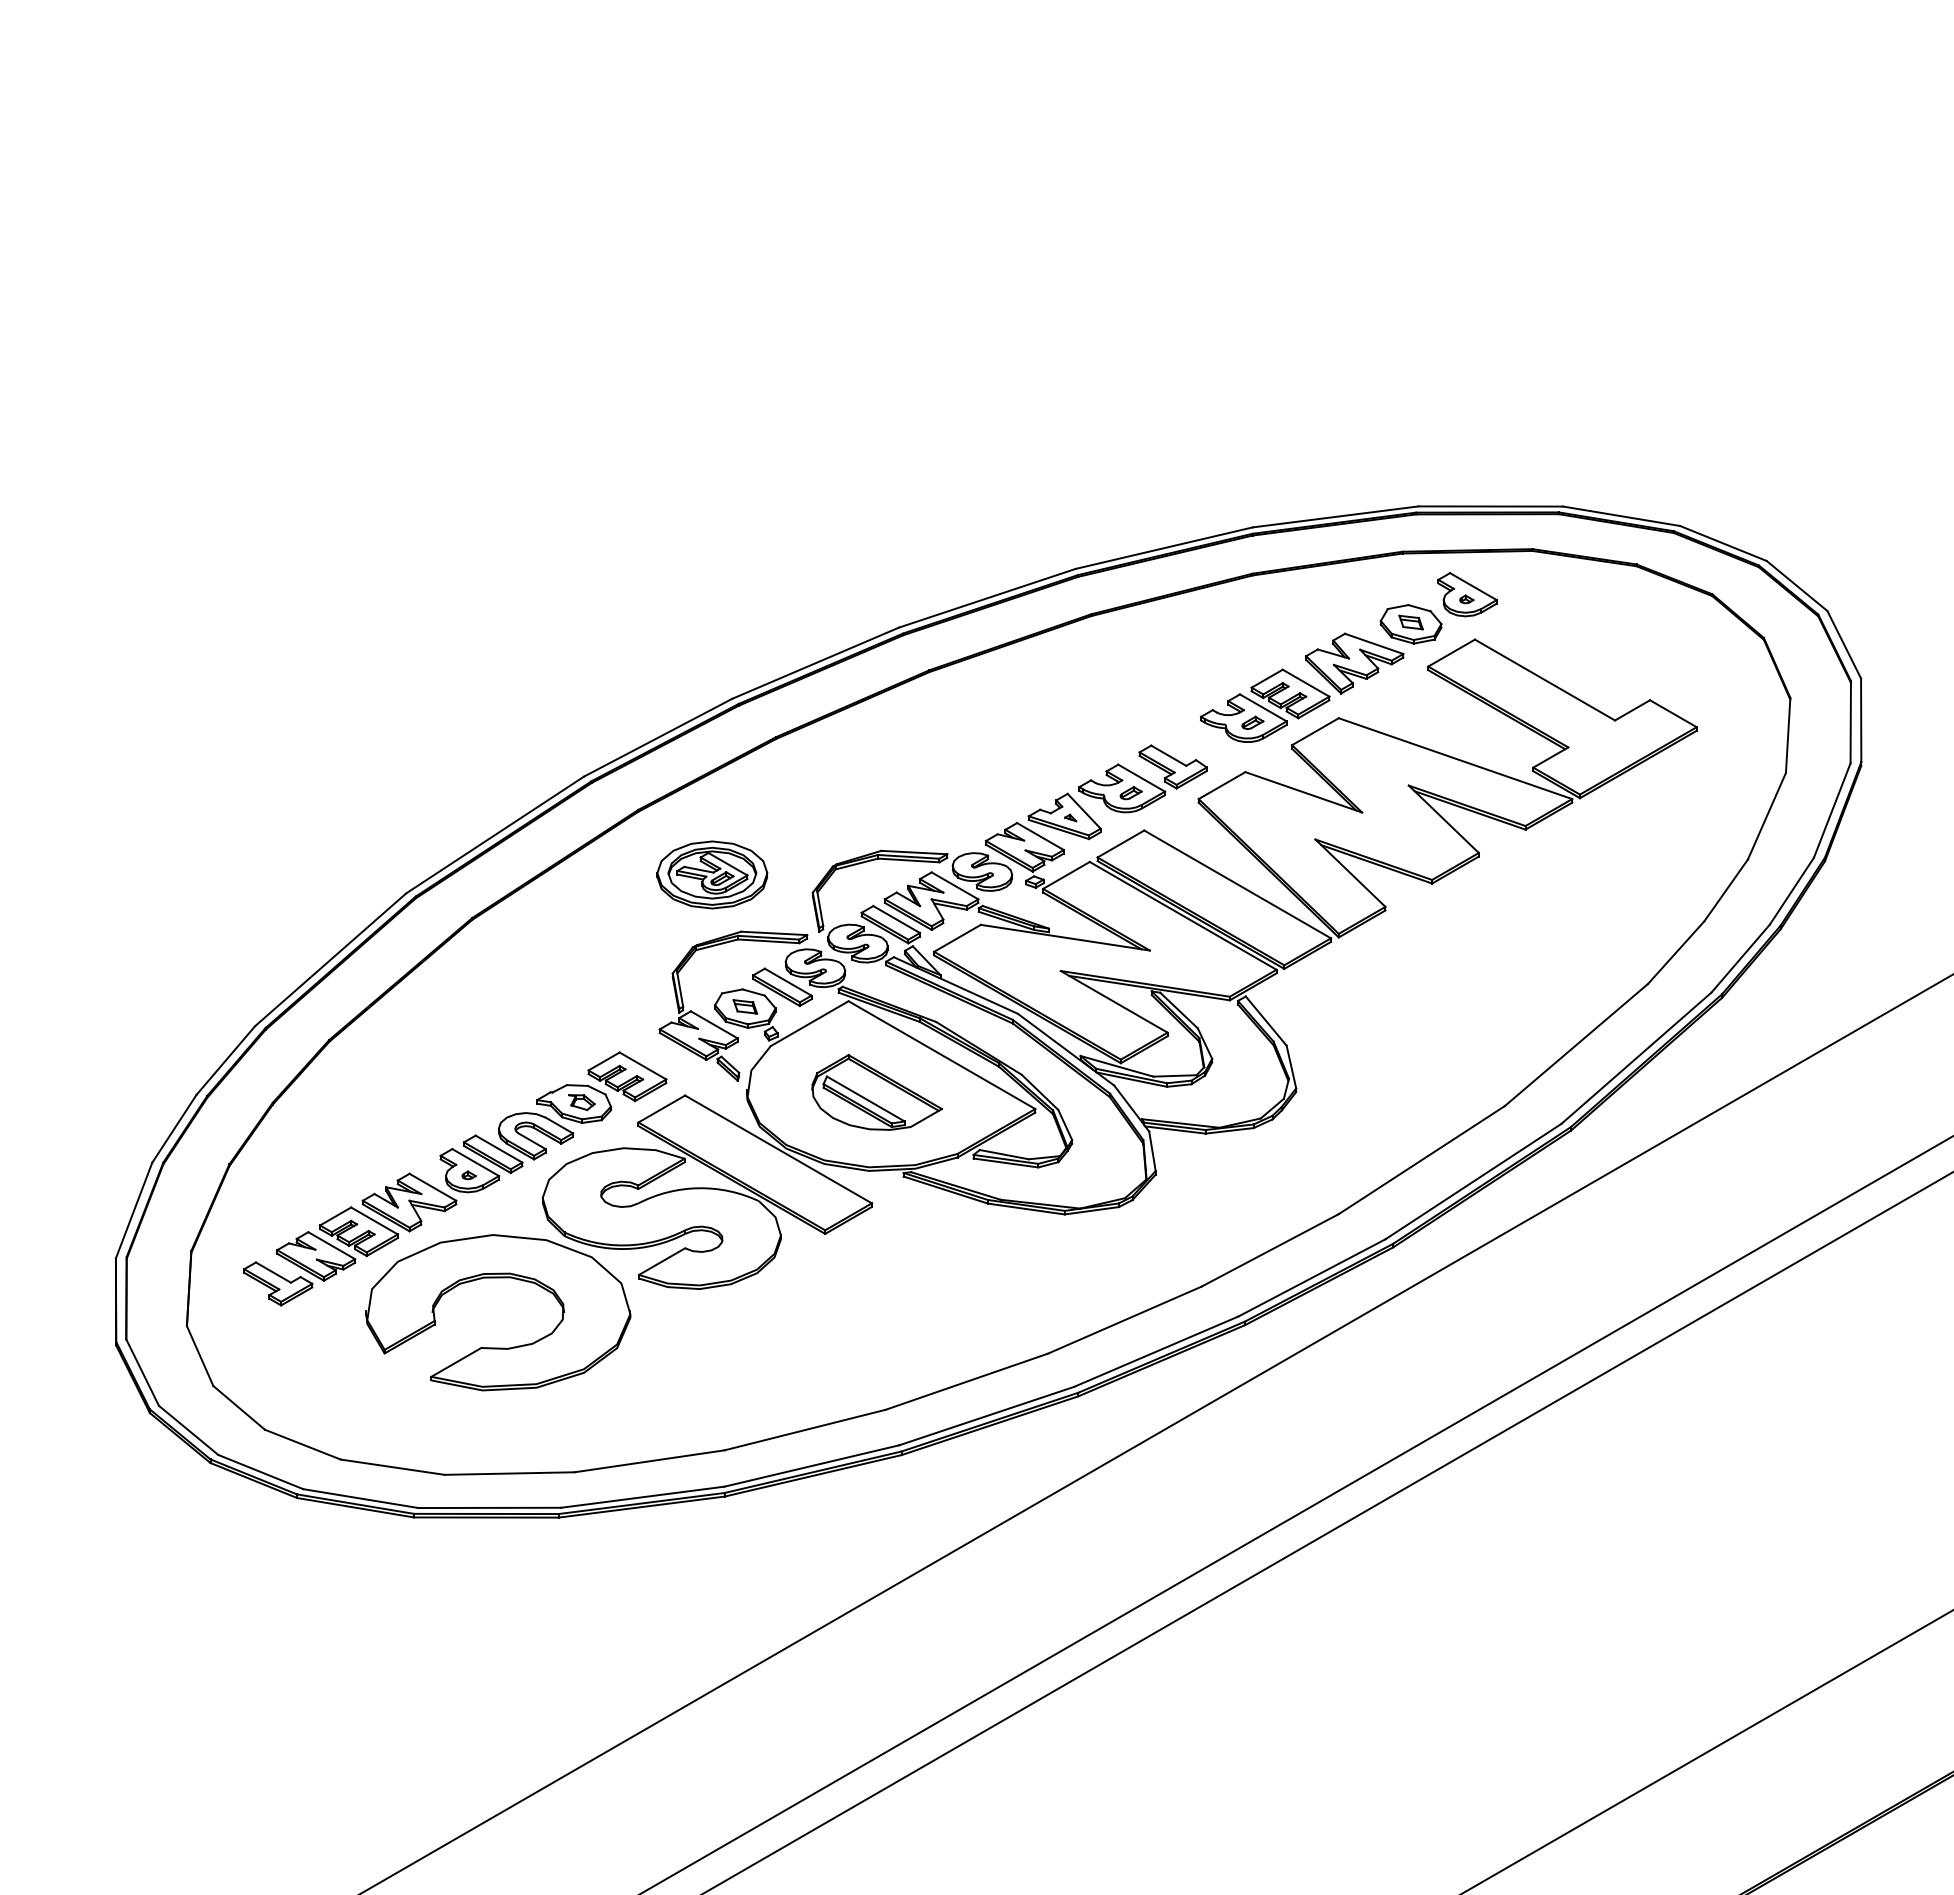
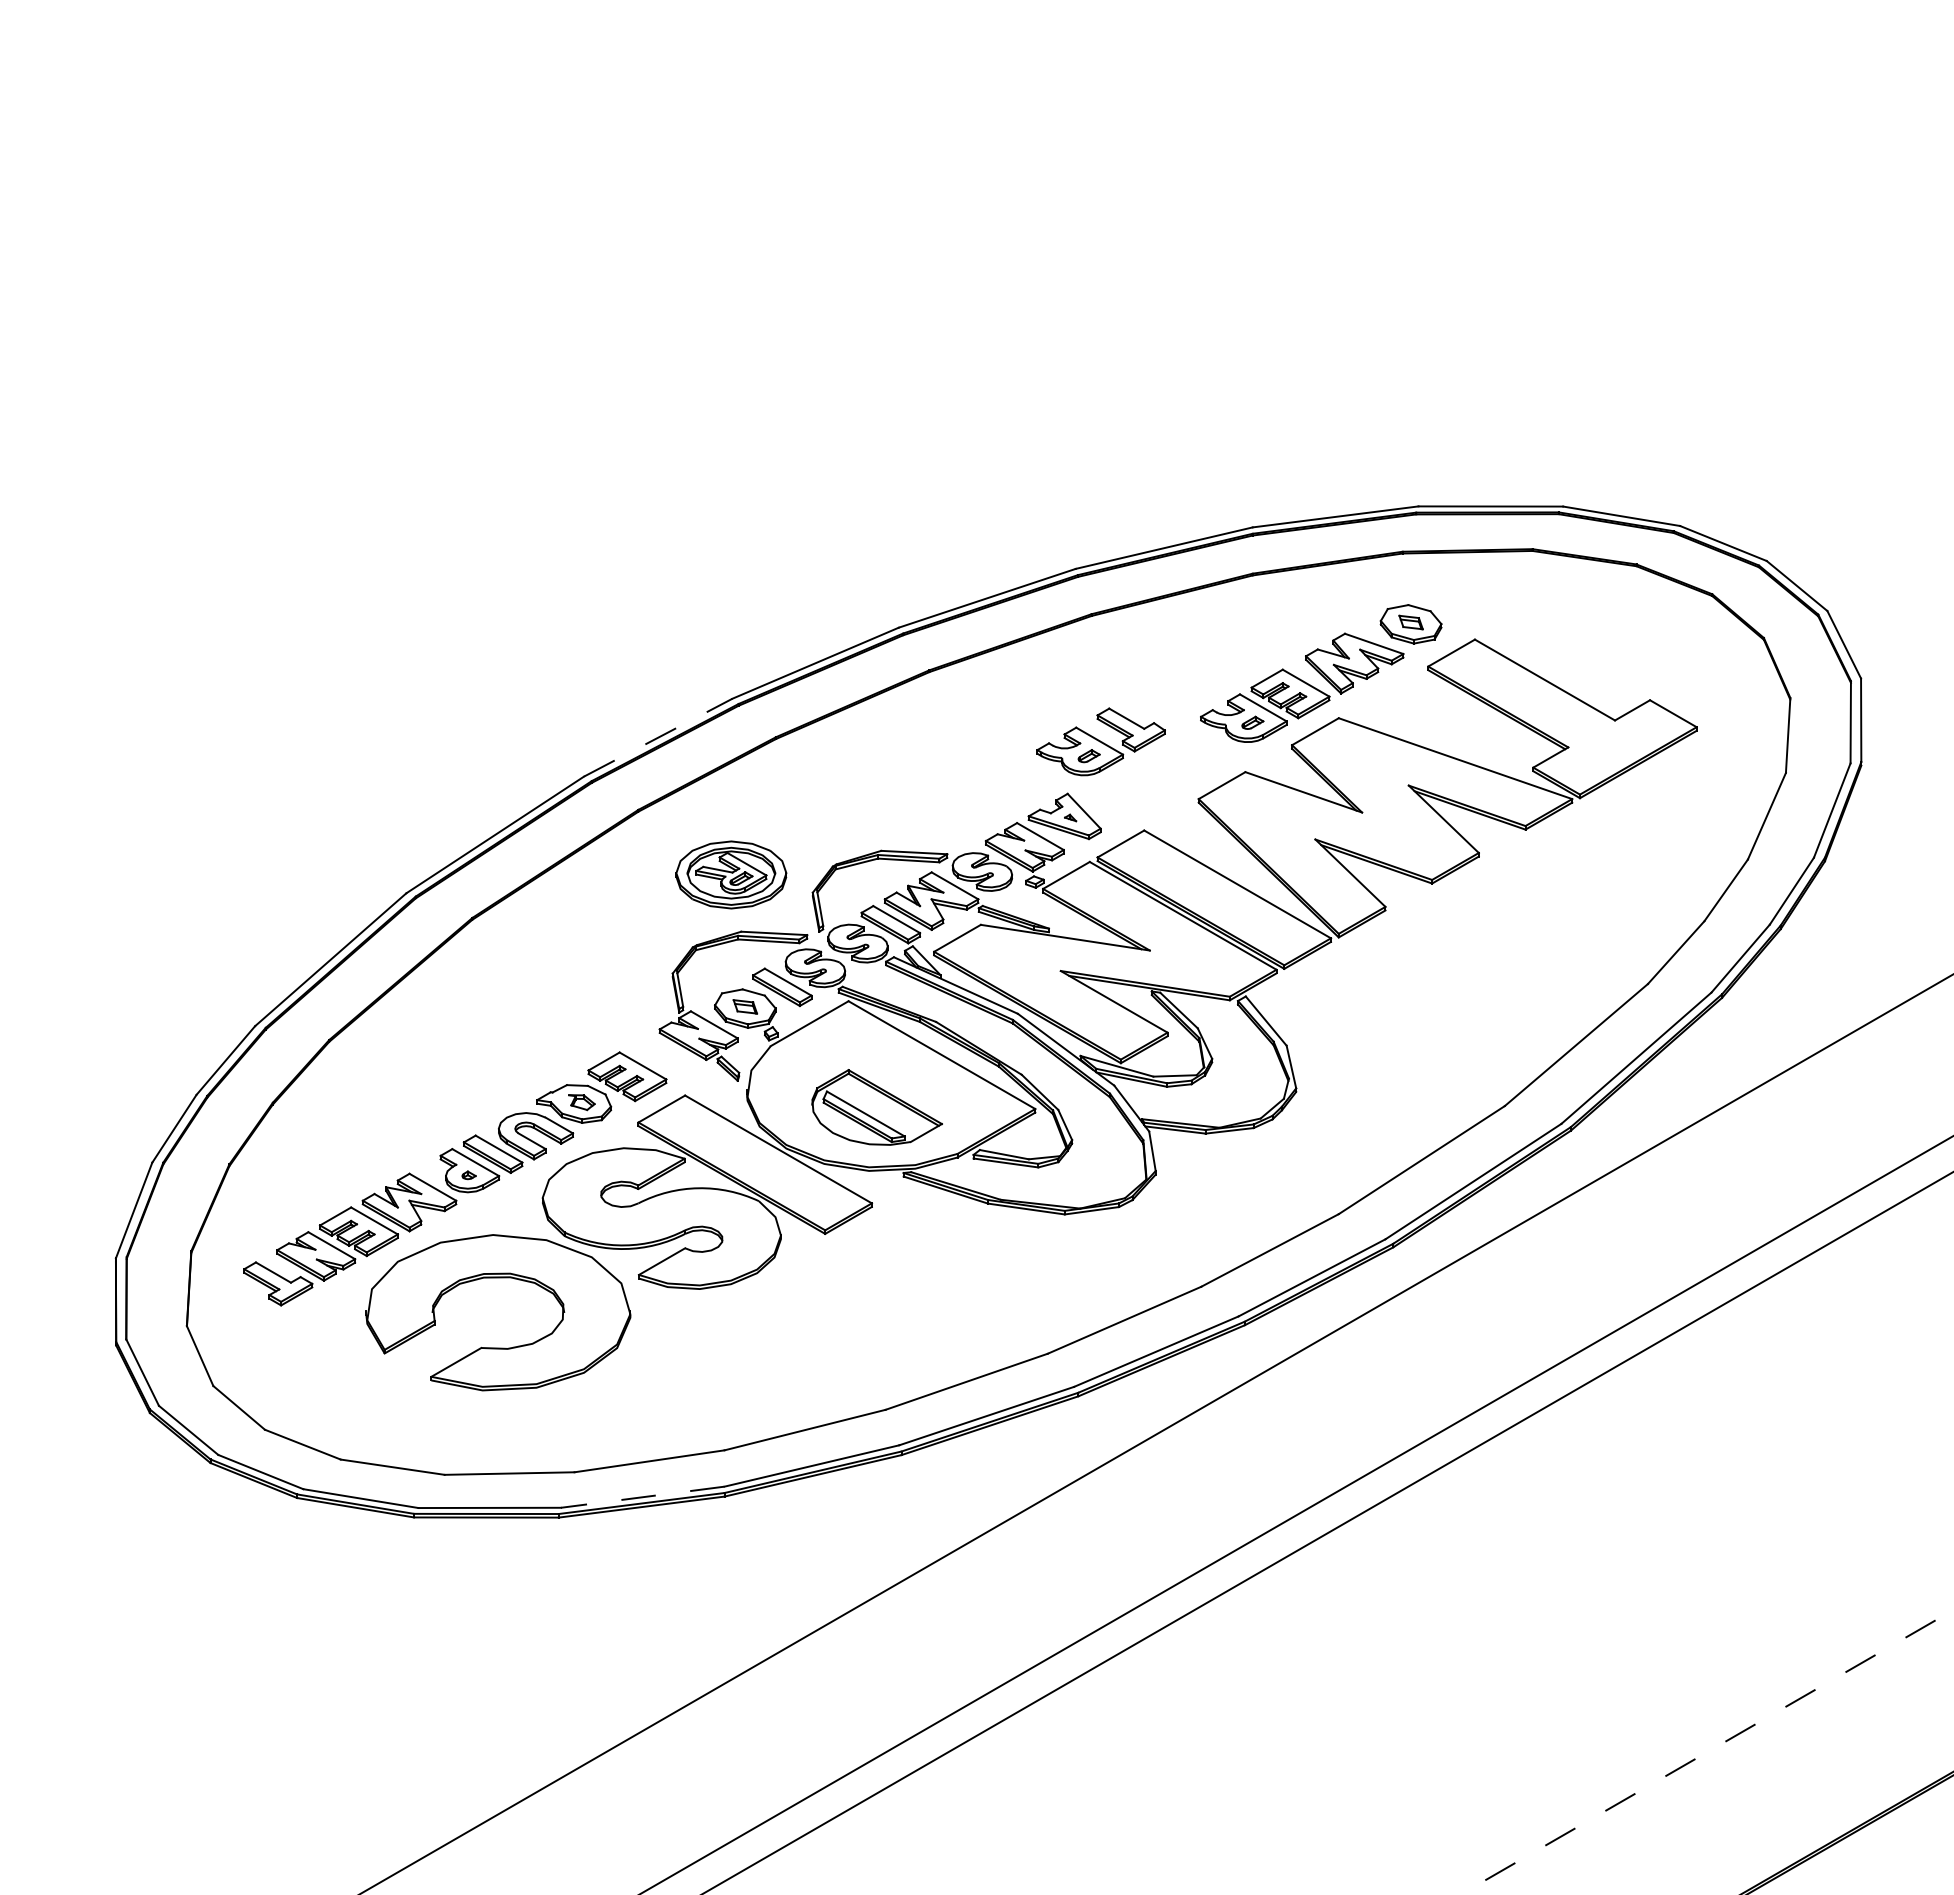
part: present -> none (1467, 594)
line: solid -> dashed (658, 737)
part position: (1142, 778) -> (1100, 741) (1100, 741)
part position: (712, 874) -> (731, 874) (731, 874)
part position: (876, 1092) -> (876, 1107) (876, 1107)
line: solid -> dashed (642, 1497)
line: solid -> dashed (1706, 1752)
